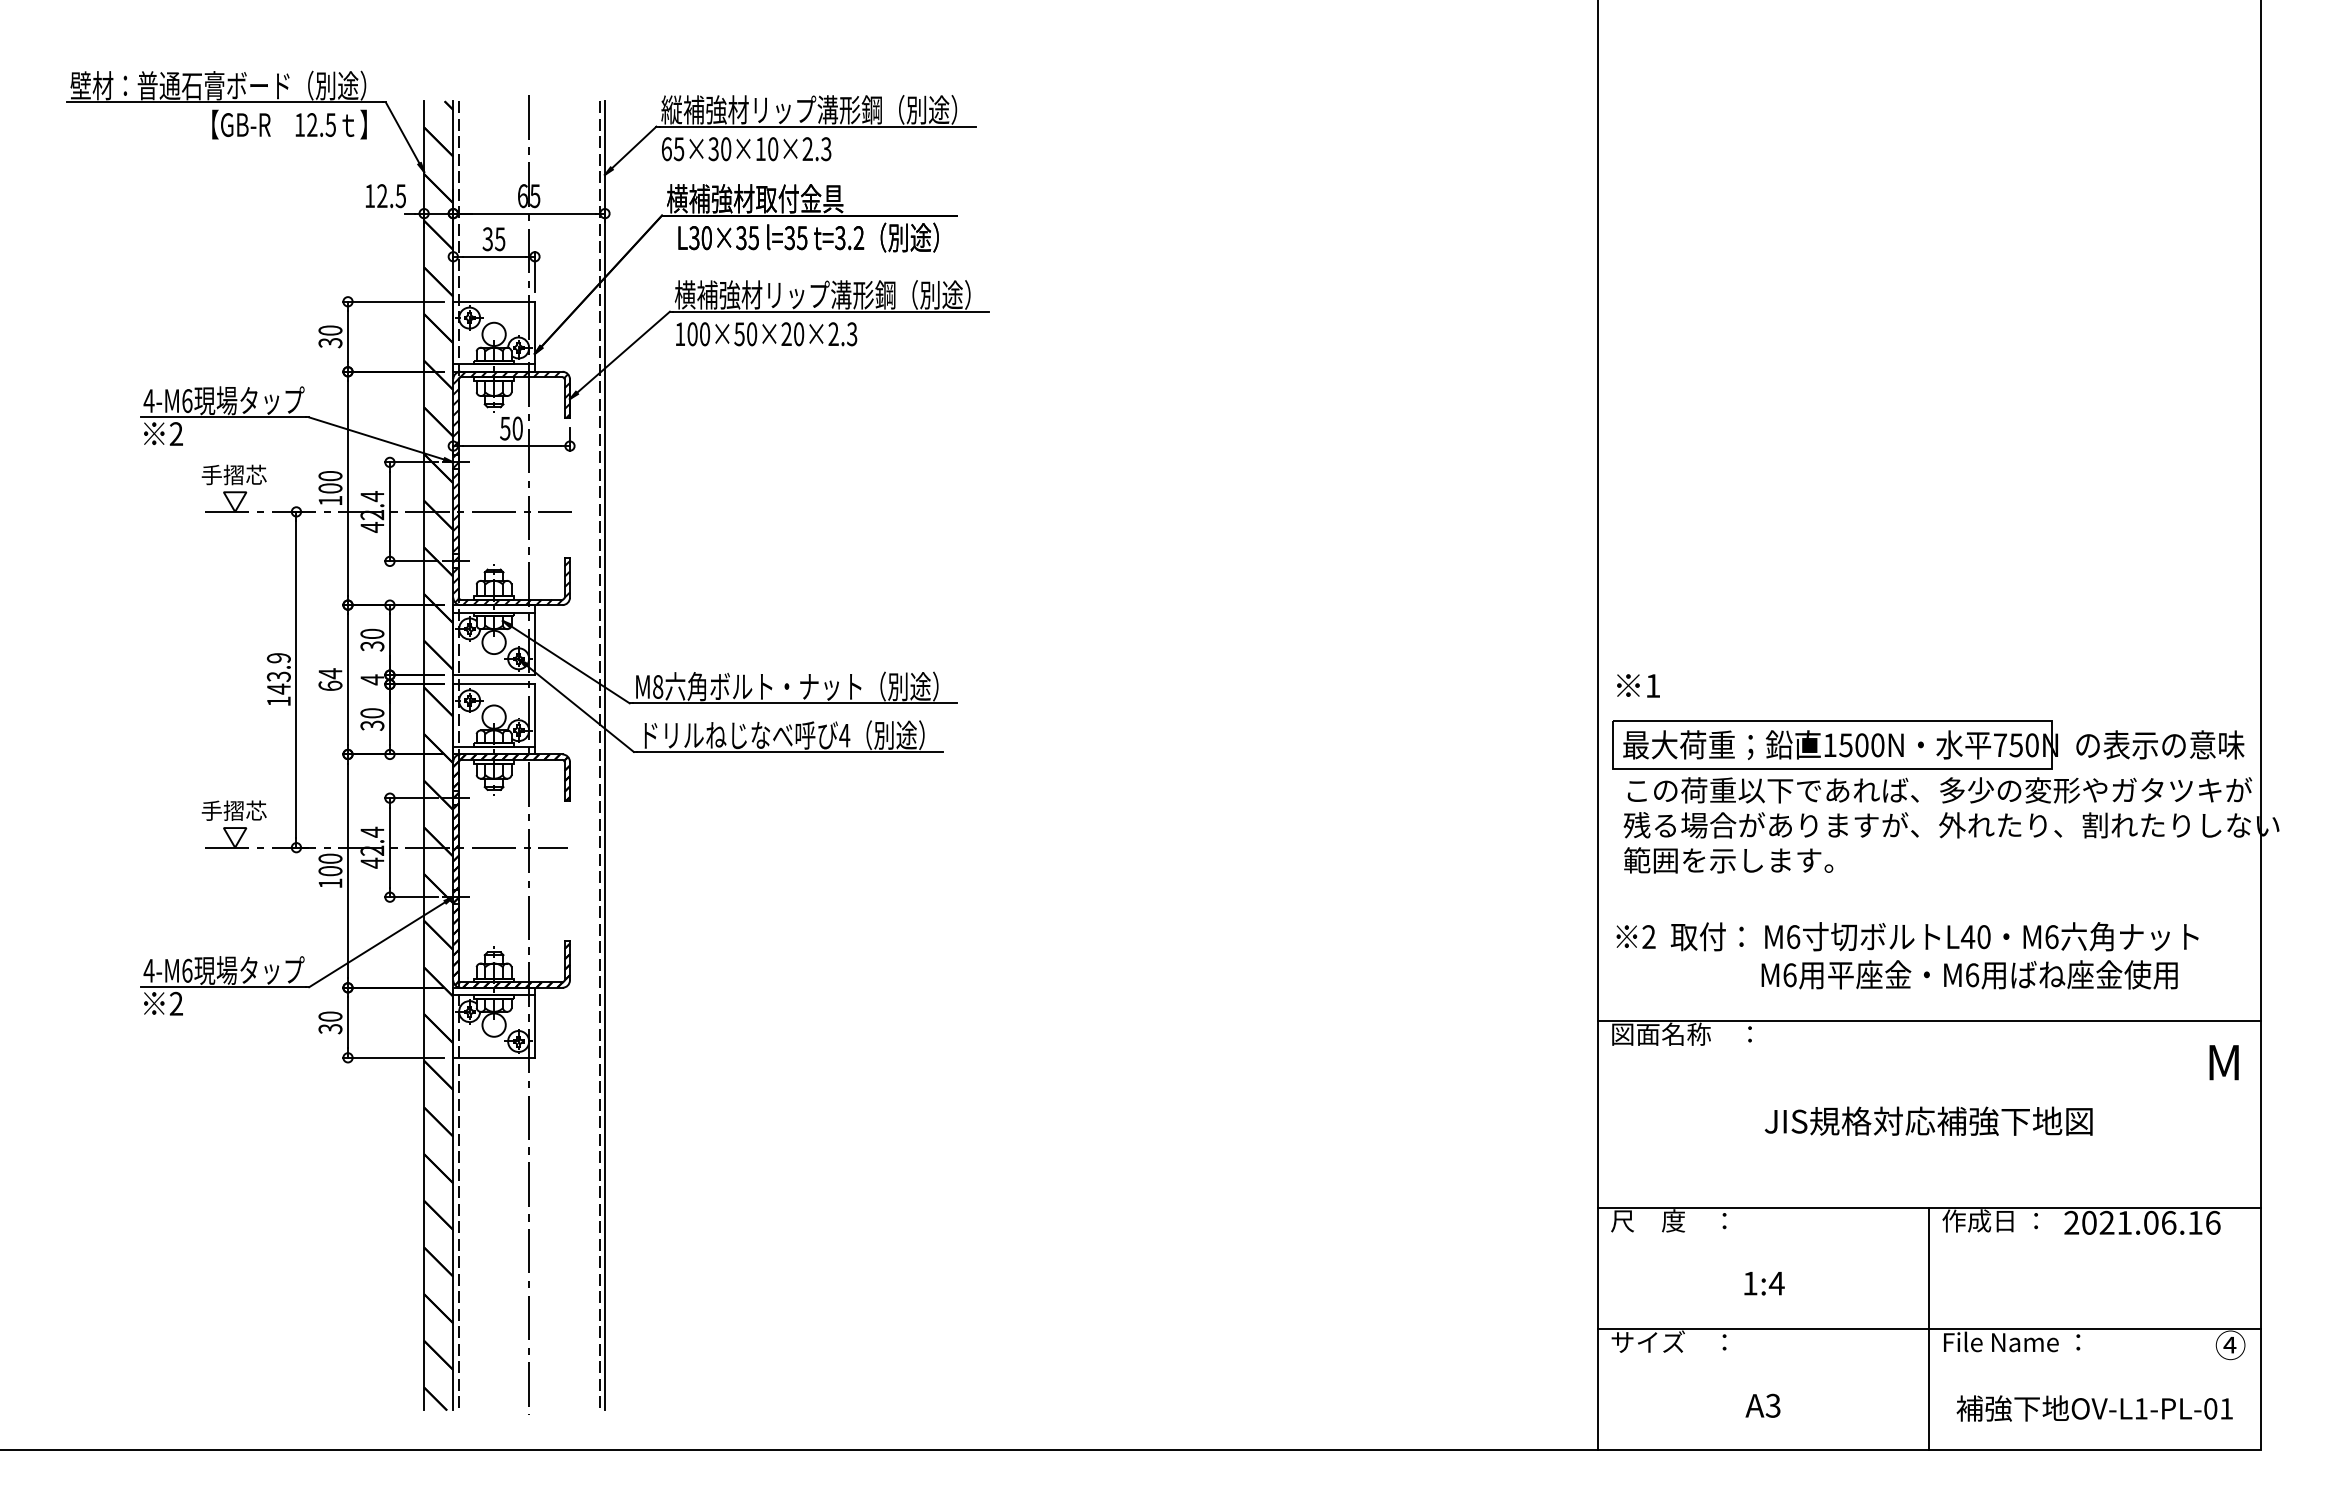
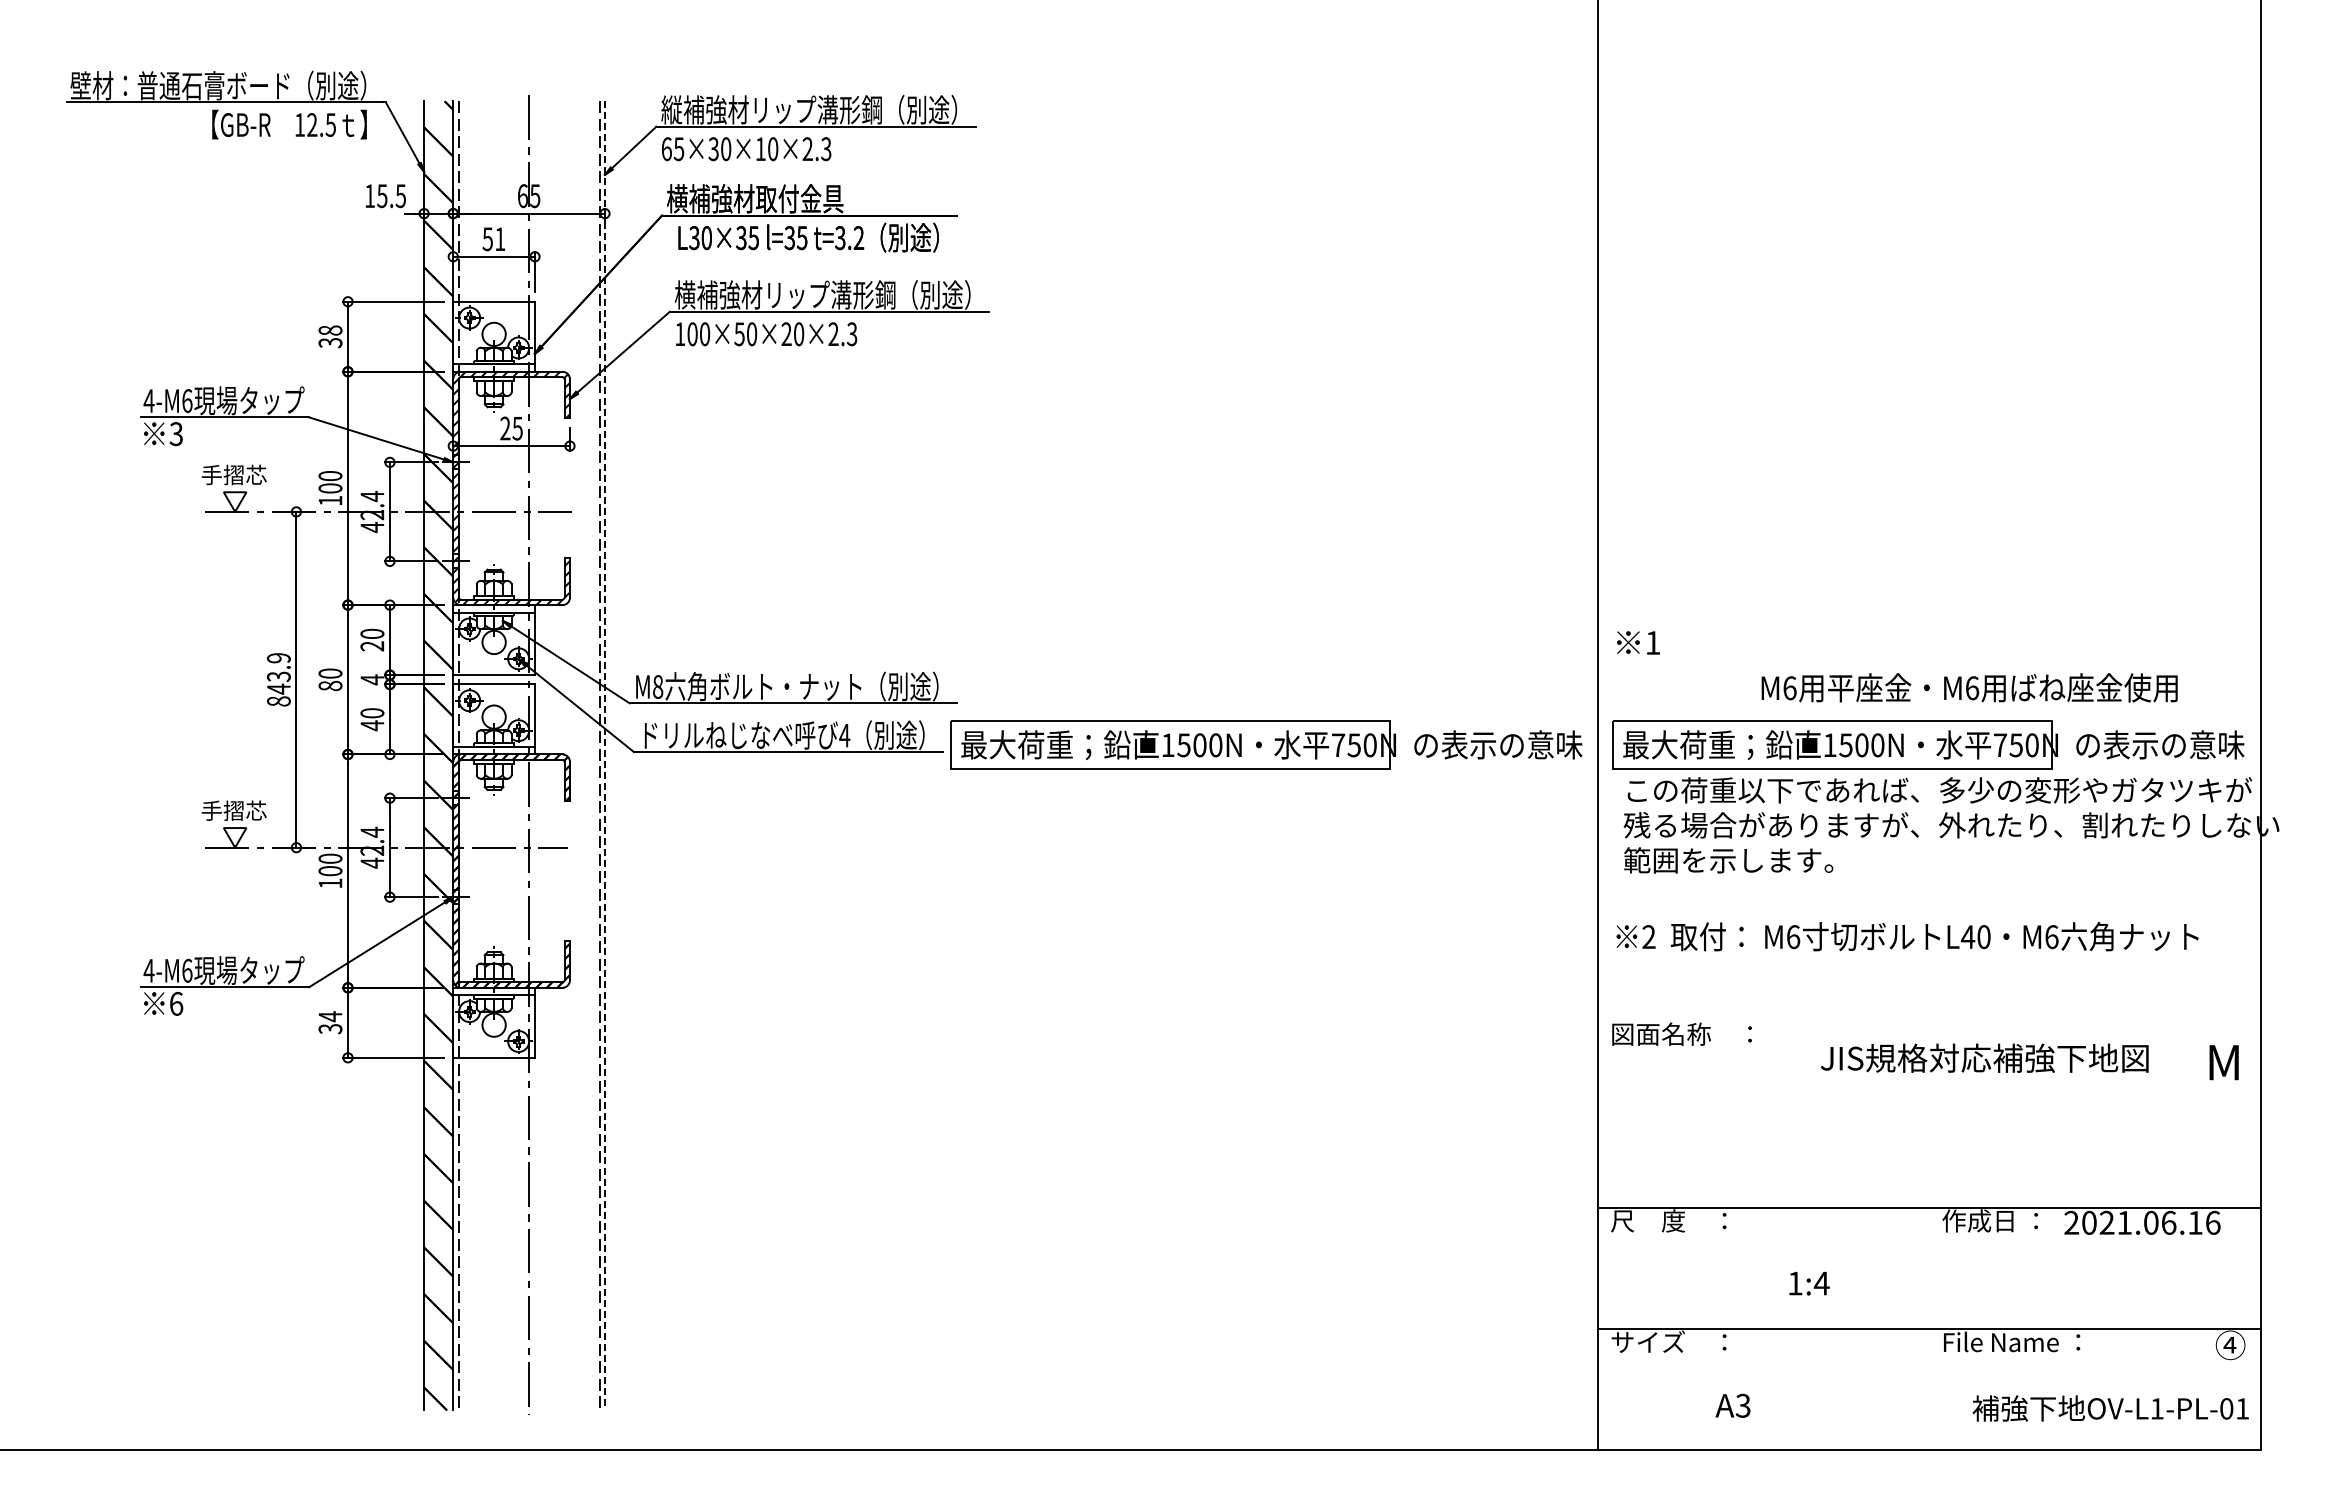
text: 12.5 -> 15.5 (382, 196)
text: 35 -> 51 (494, 239)
text: 30 -> 38 (330, 330)
text: 50 -> 25 (511, 428)
text: 2 -> 3 (175, 434)
text: 30 -> 20 (372, 646)
text: 64 -> 80 (330, 679)
text position: (1638, 685) -> (1638, 642) (1638, 642)
text: 143.9 -> 843.9 (278, 701)
text: 30 -> 40 (372, 725)
part: none -> present (1266, 744)
line: solid -> dashed (604, 755)
text position: (1969, 974) -> (1969, 687) (1969, 687)
text: 2 -> 6 (176, 1003)
text: 30 -> 34 (330, 1016)
line: present -> none (1929, 1020)
text position: (1928, 1120) -> (1984, 1057) (1984, 1057)
text position: (1764, 1283) -> (1809, 1283) (1809, 1283)
line: present -> none (1929, 1328)
text position: (1762, 1405) -> (1732, 1405) (1732, 1405)
text position: (2094, 1408) -> (2110, 1408) (2110, 1408)
